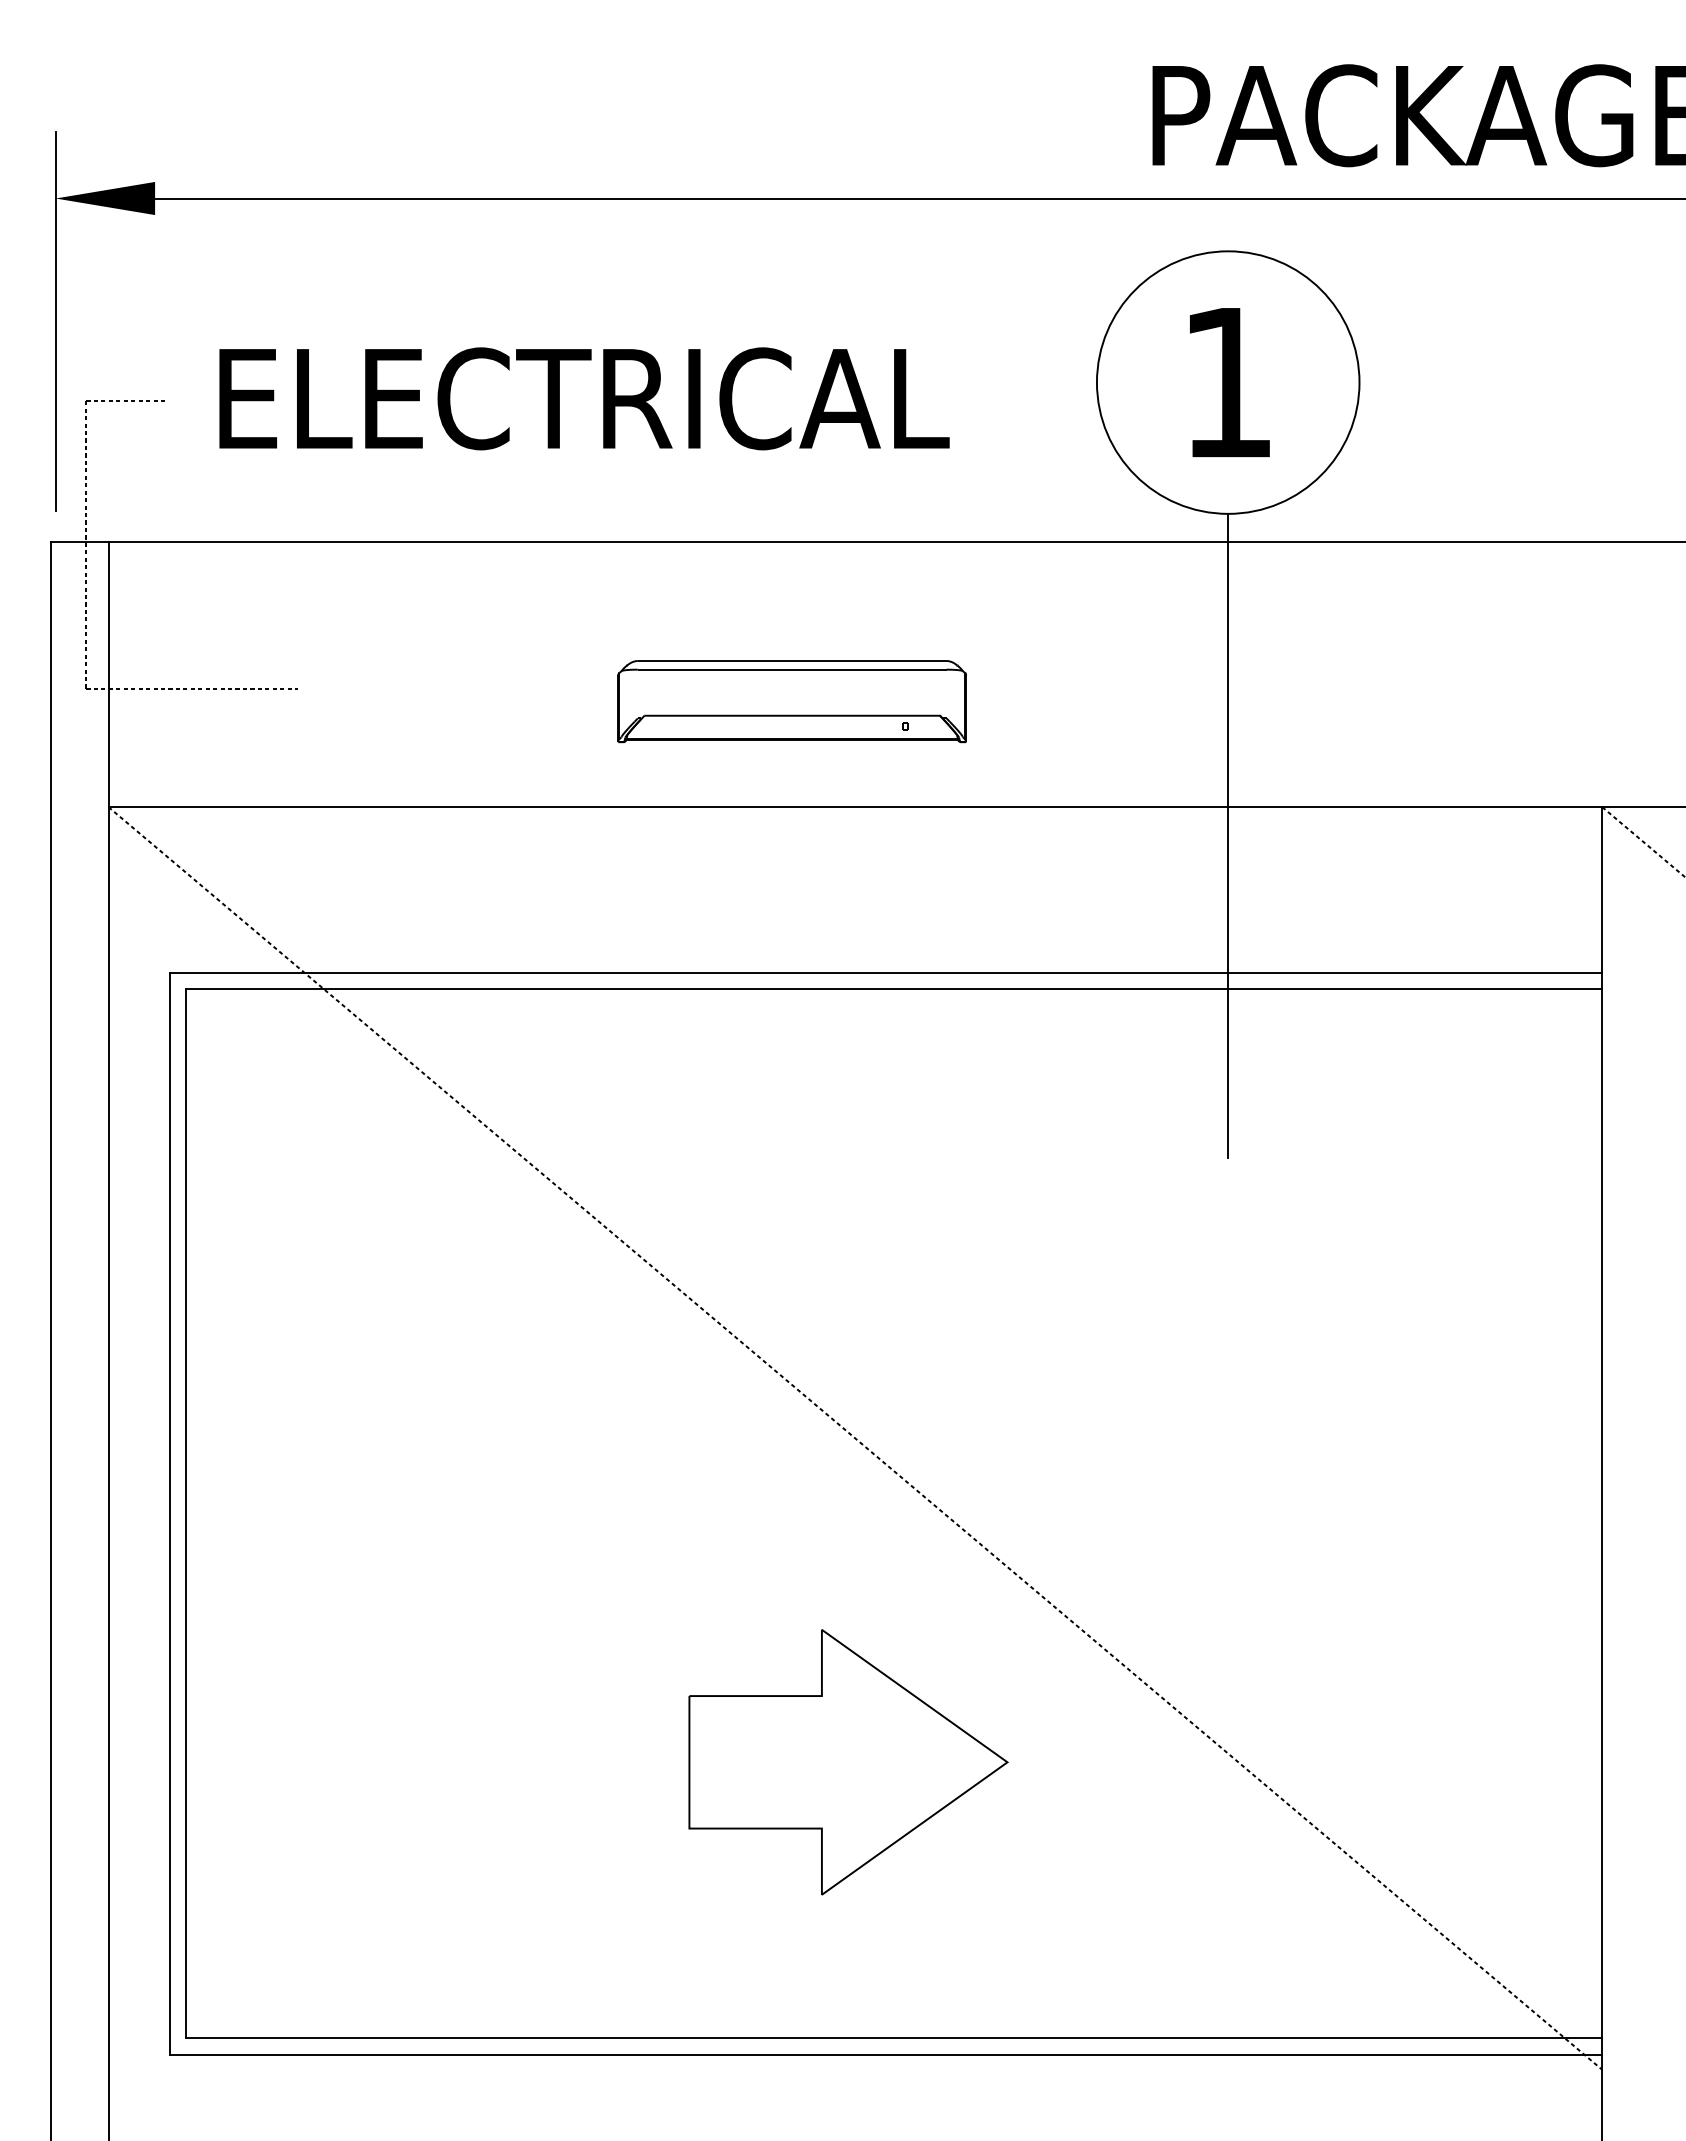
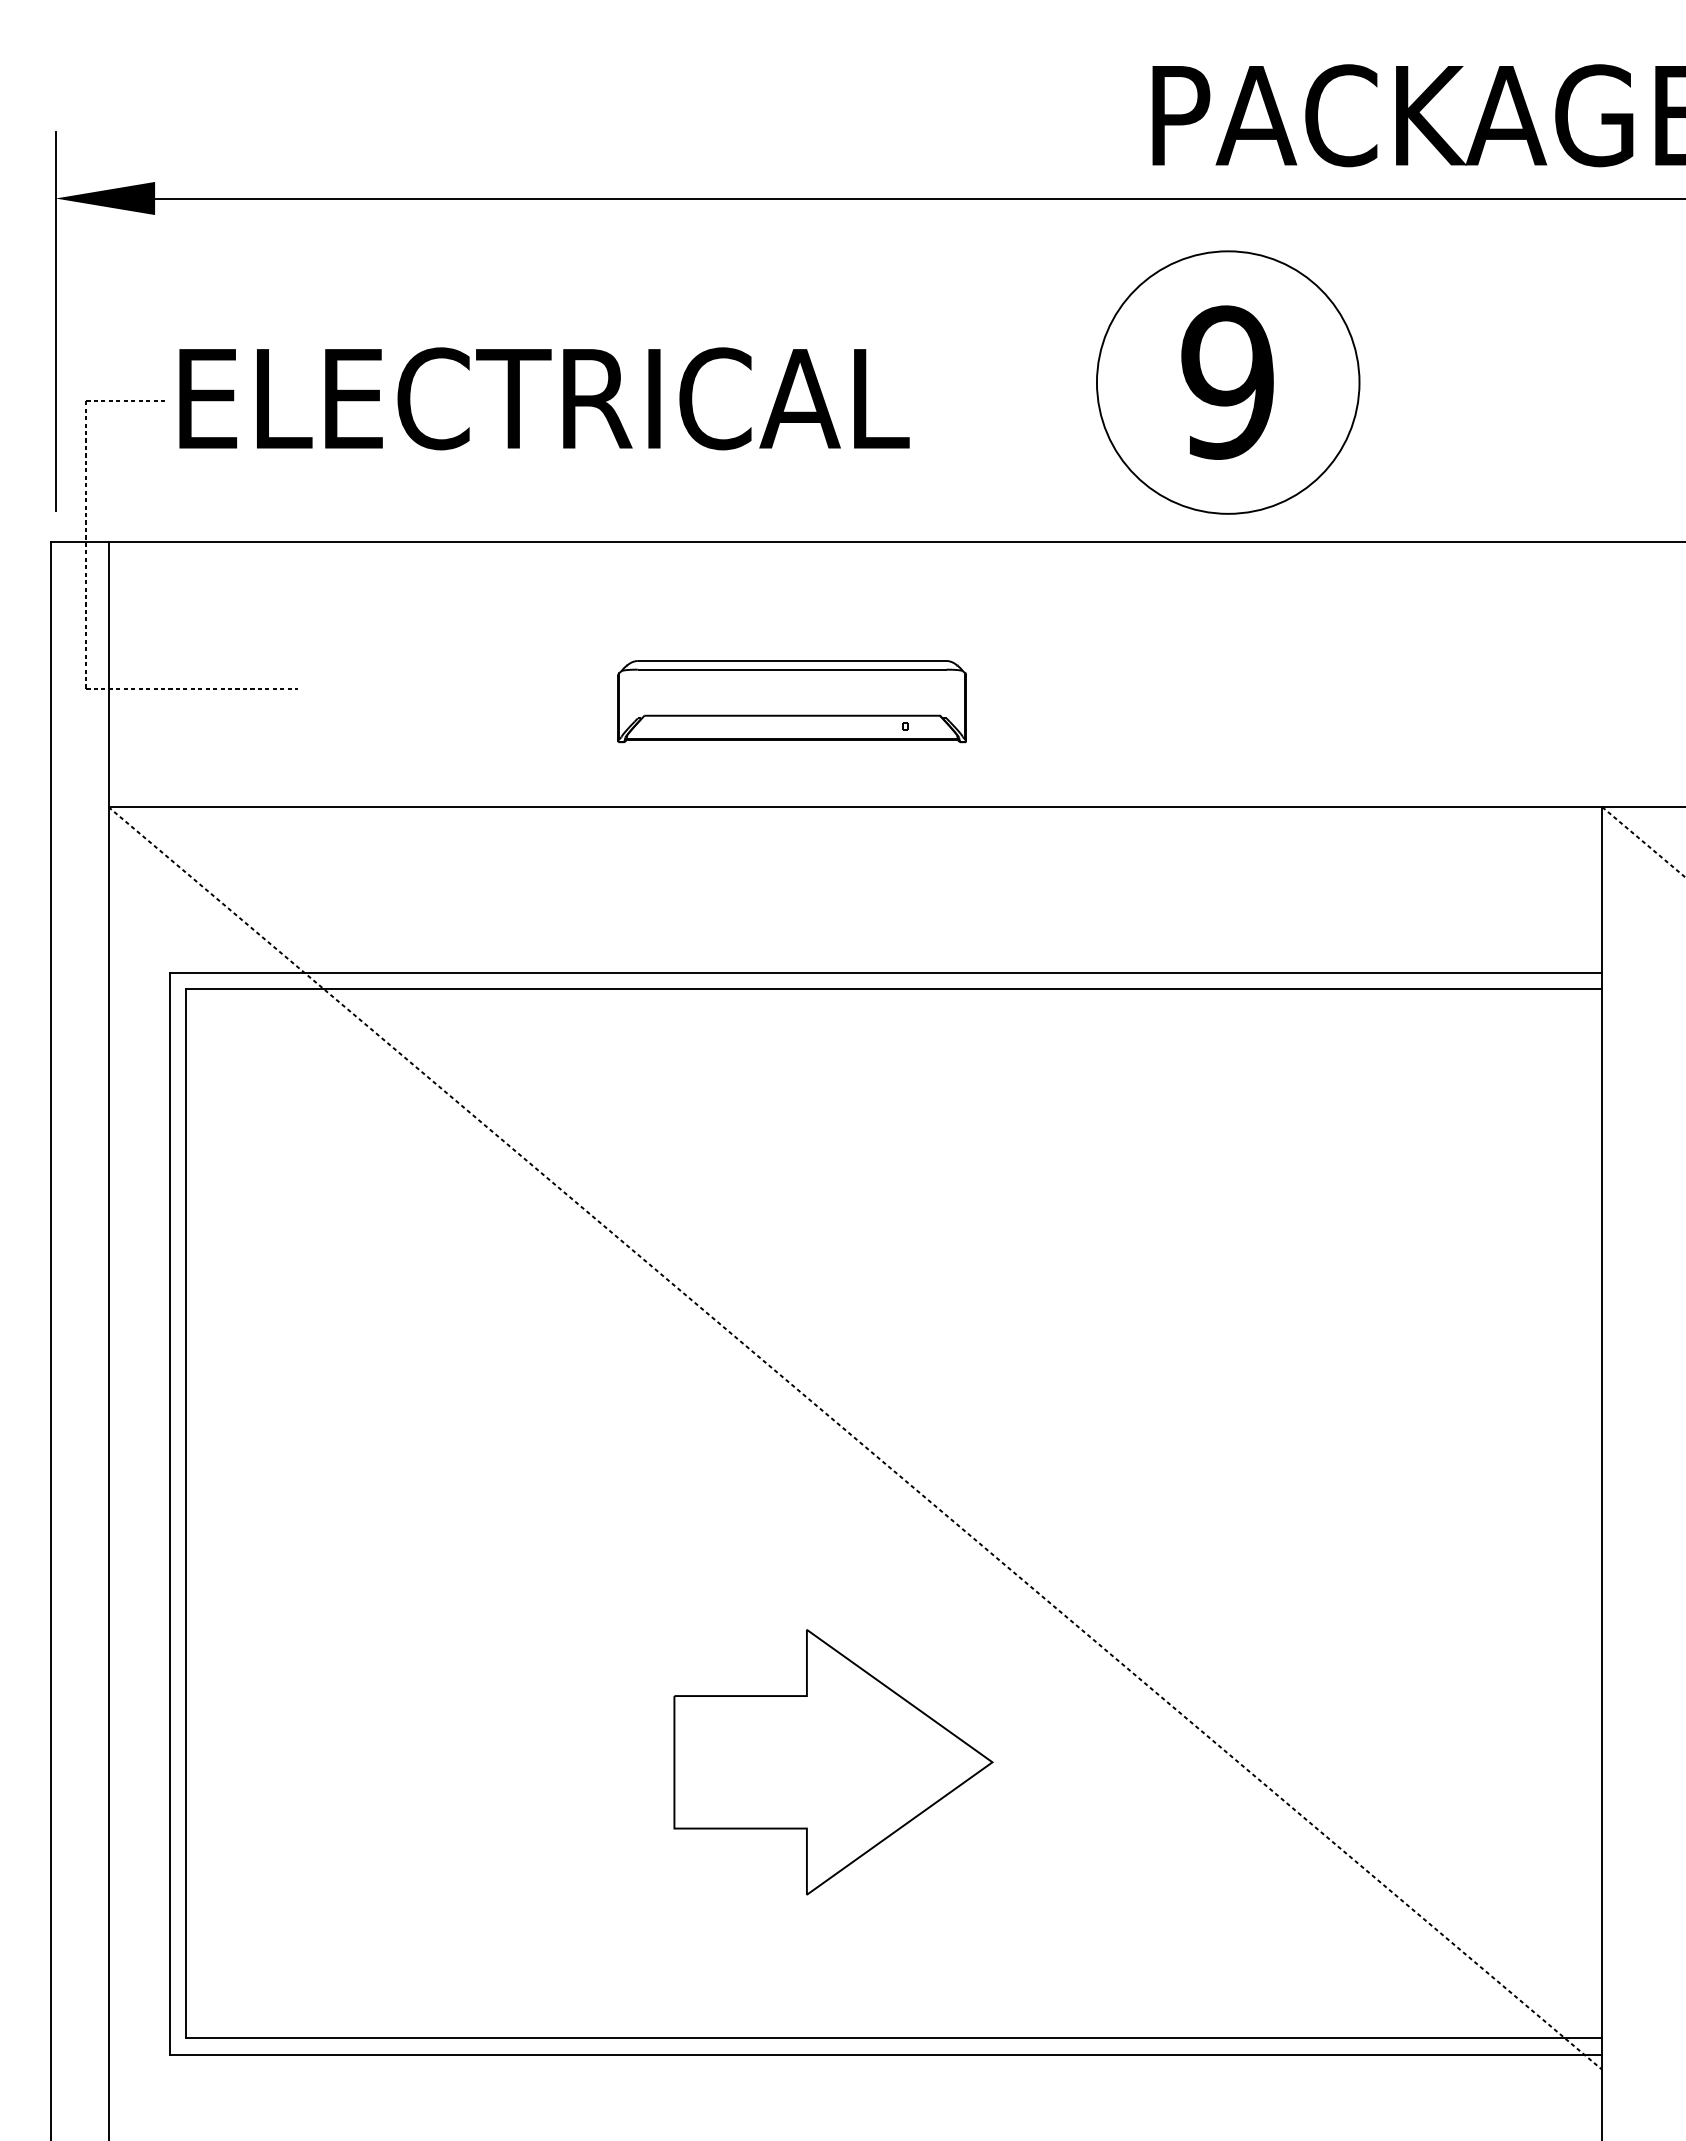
text: 1 -> 9 (1227, 382)
text position: (584, 398) -> (544, 398) (544, 398)
line: present -> none (1228, 835)
part position: (848, 1762) -> (833, 1762) (833, 1762)
